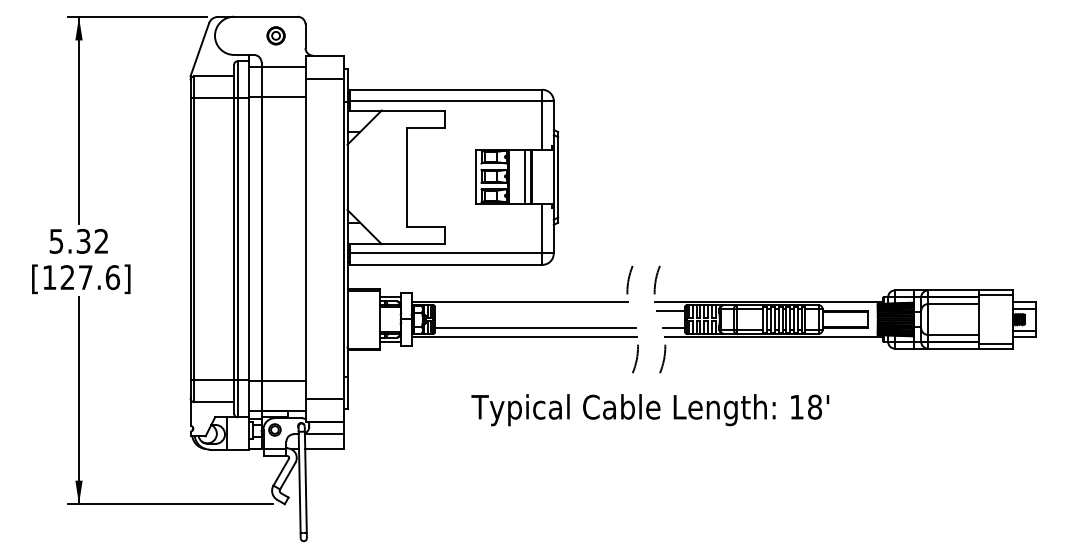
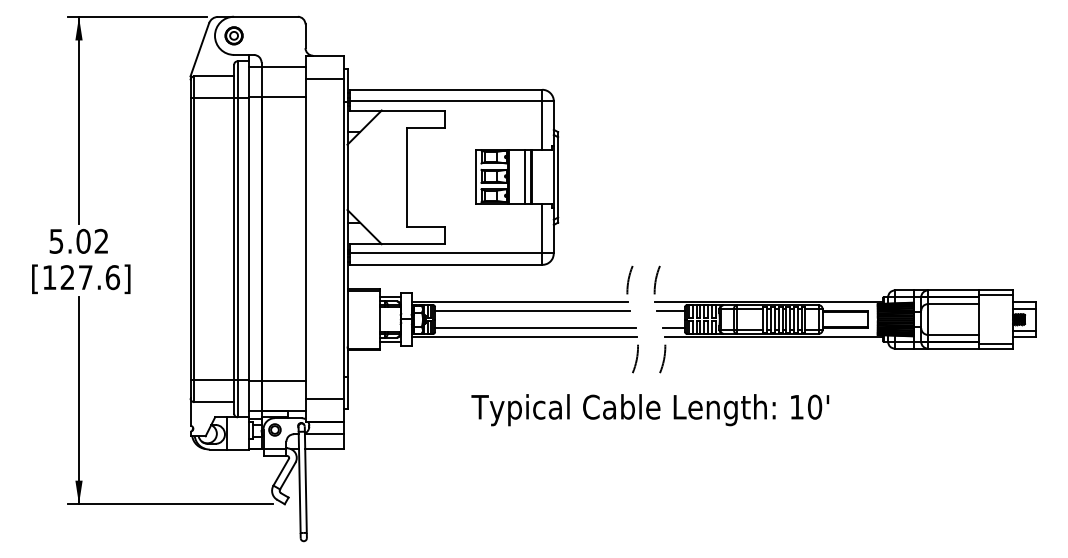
part position: (275, 35) -> (233, 35) (233, 35)
text: 5.32 -> 5.02 (83, 240)
line: none -> present (532, 310)
text: 18' -> 10' (815, 407)
